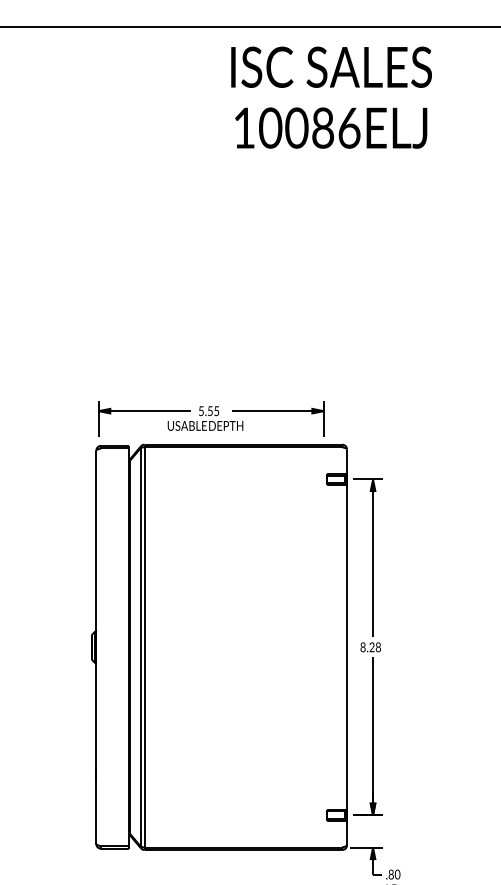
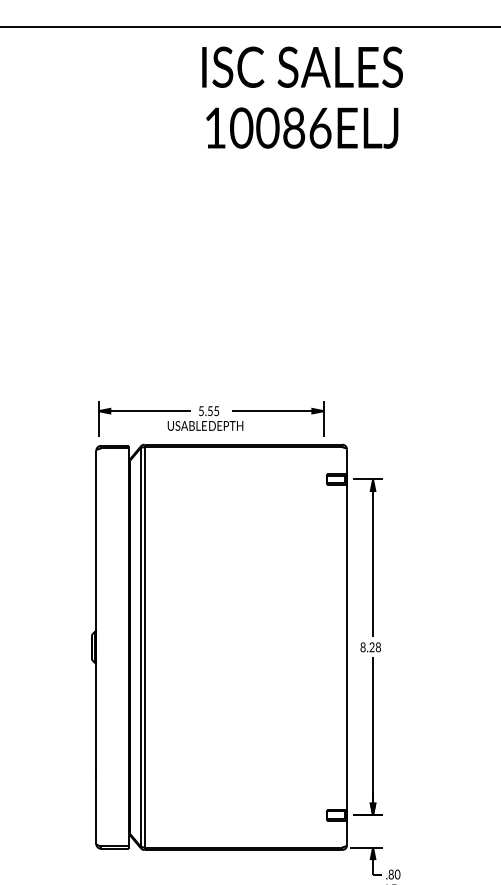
text position: (331, 97) -> (302, 97) (302, 97)
